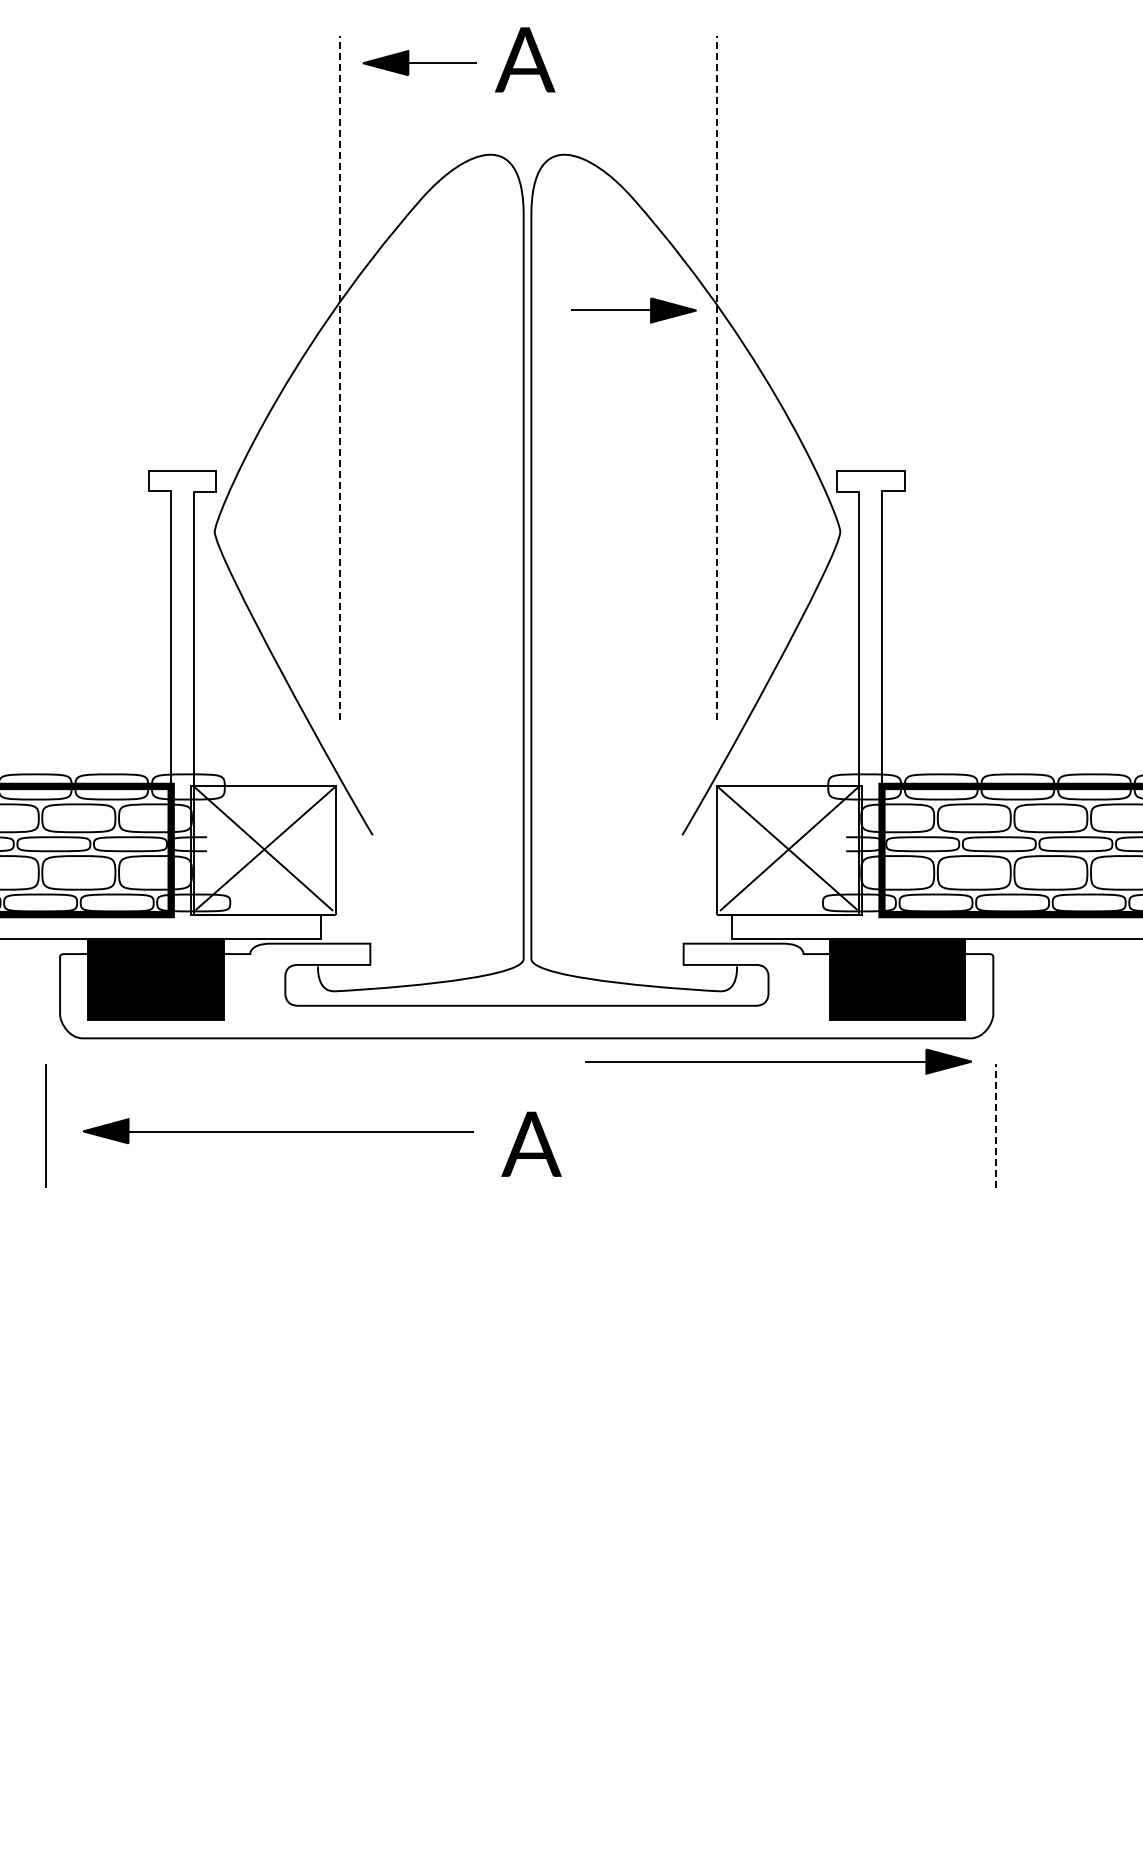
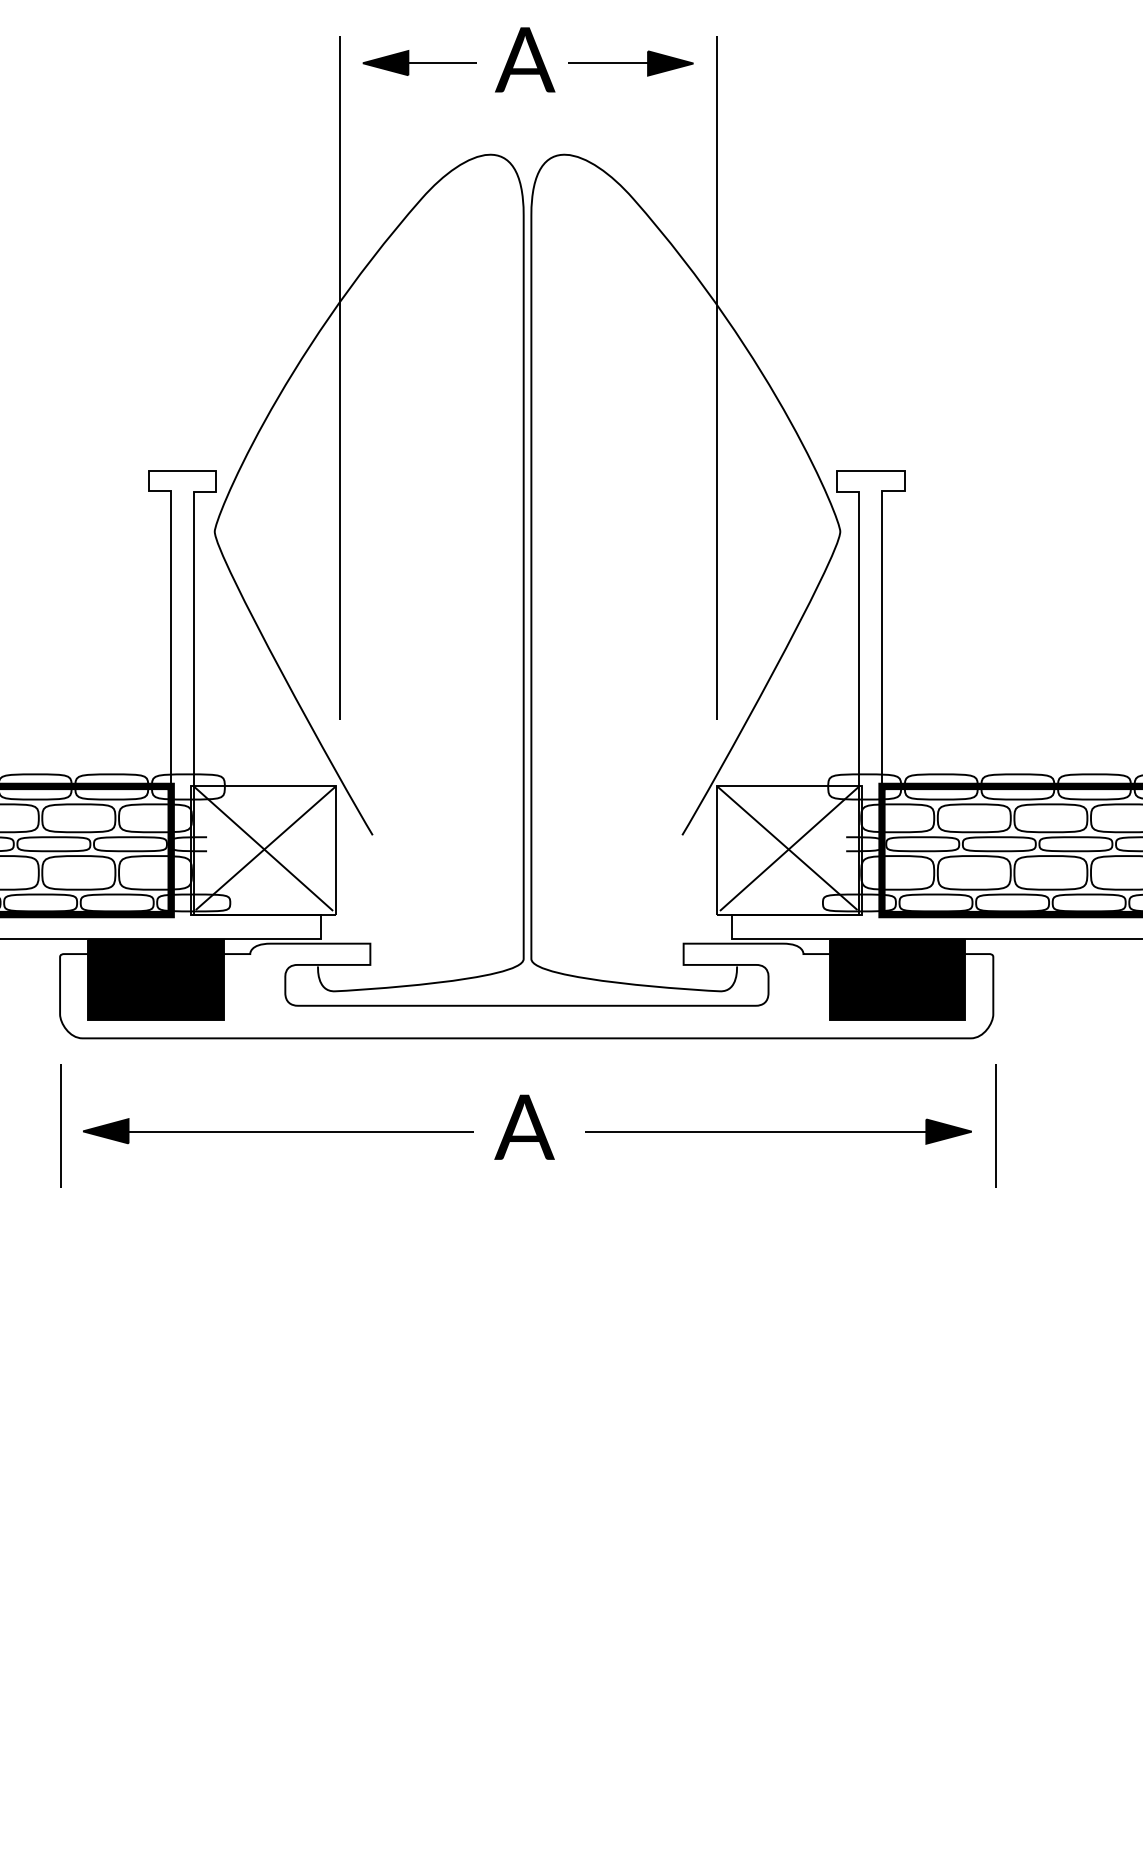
part position: (633, 310) -> (630, 63) (630, 63)
line: dashed -> solid (339, 378)
line: dashed -> solid (716, 378)
part position: (778, 1061) -> (778, 1131) (778, 1131)
line position: (45, 1125) -> (60, 1125) (60, 1125)
line: dashed -> solid (995, 1125)
text position: (531, 1143) -> (524, 1126) (524, 1126)
